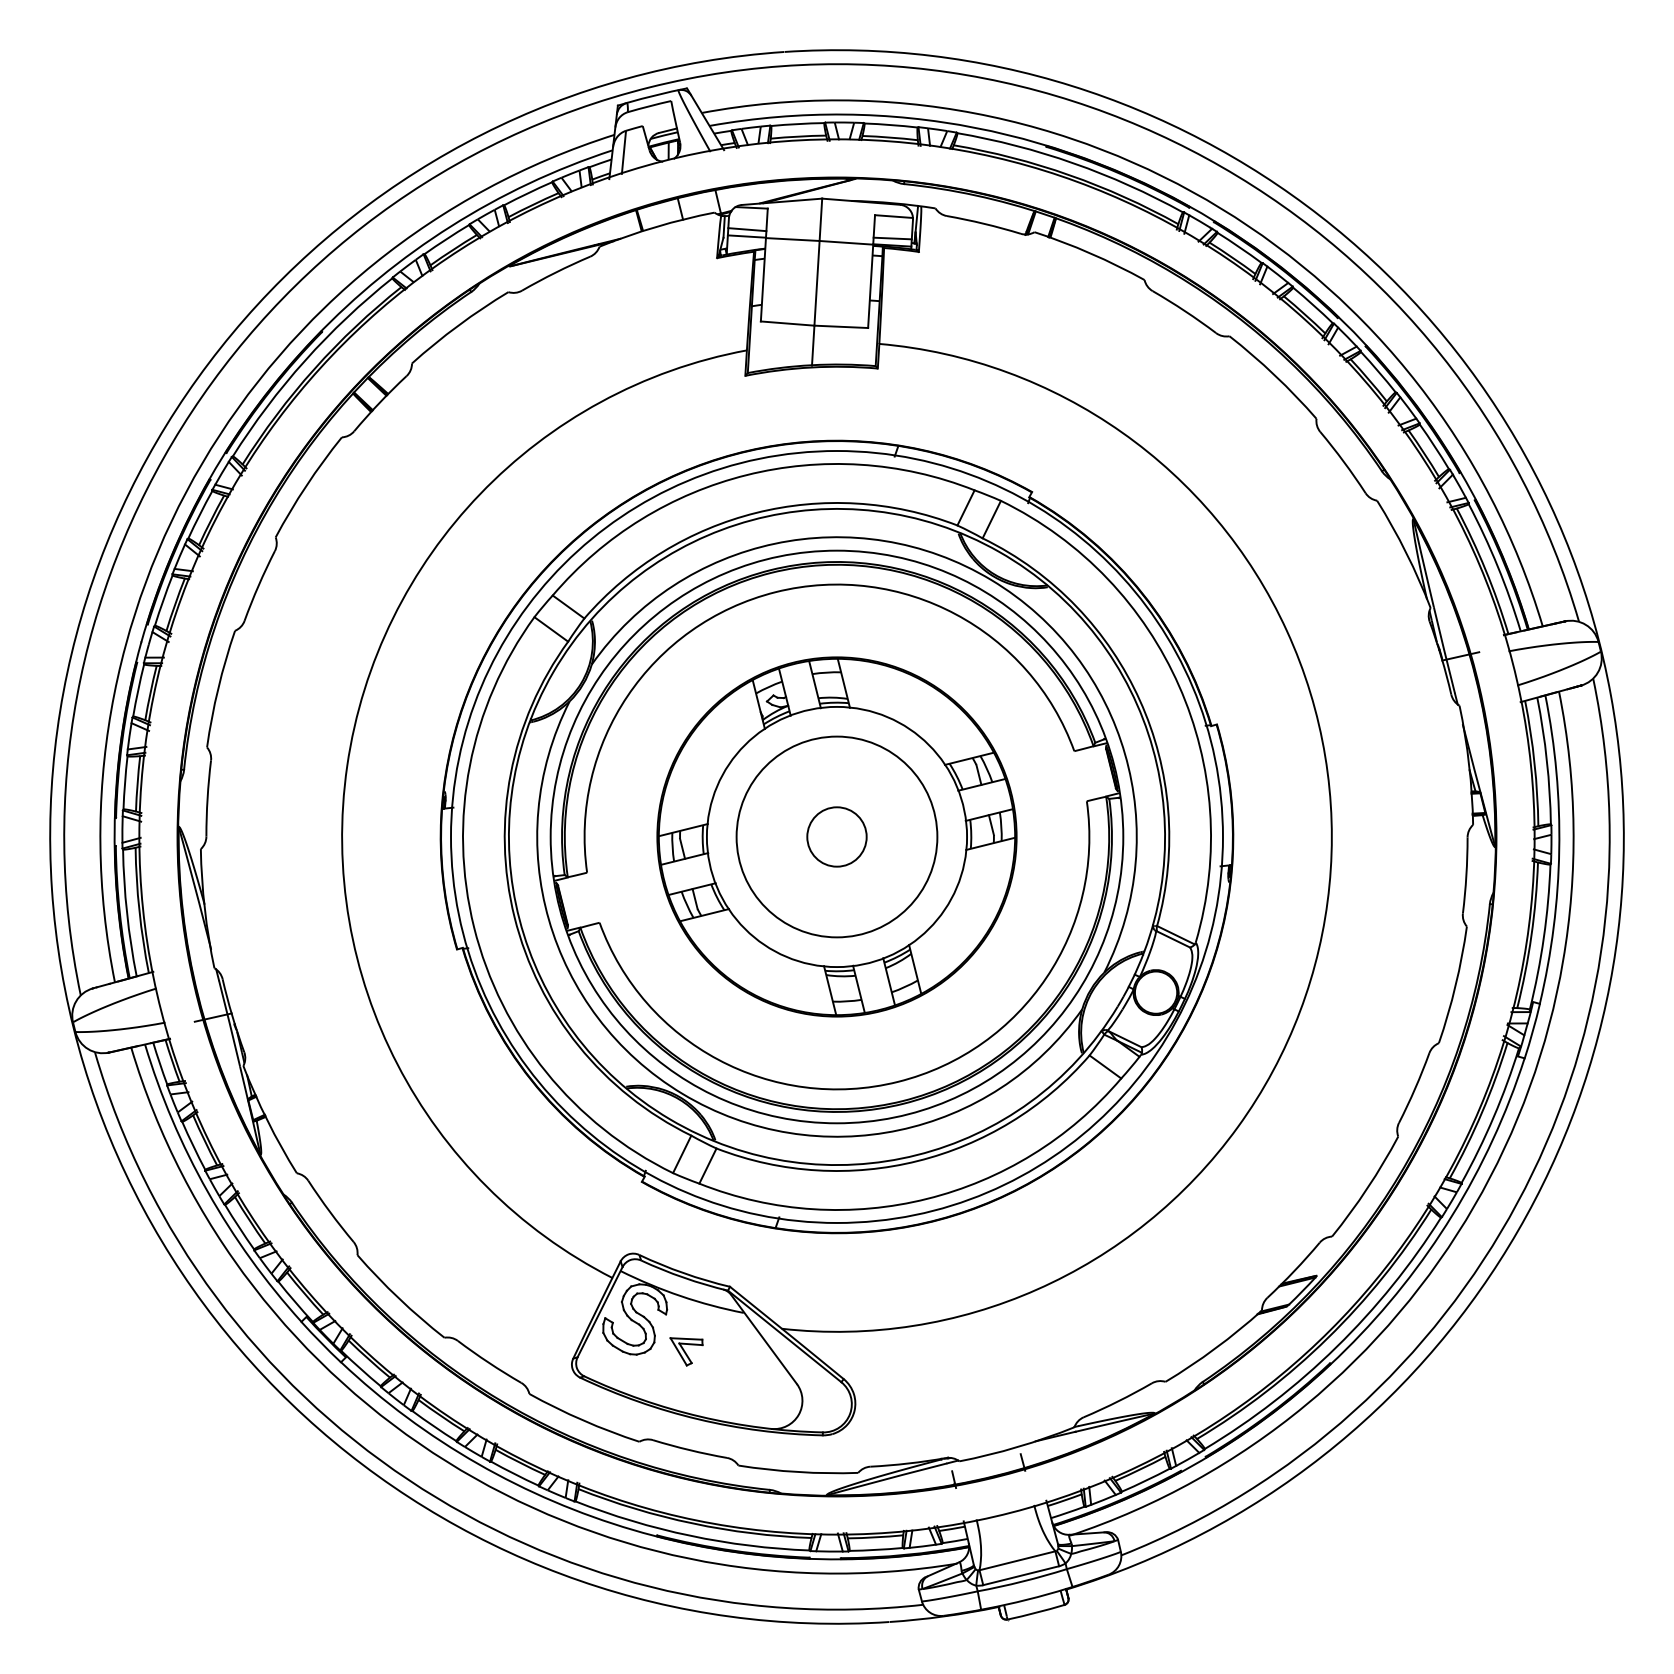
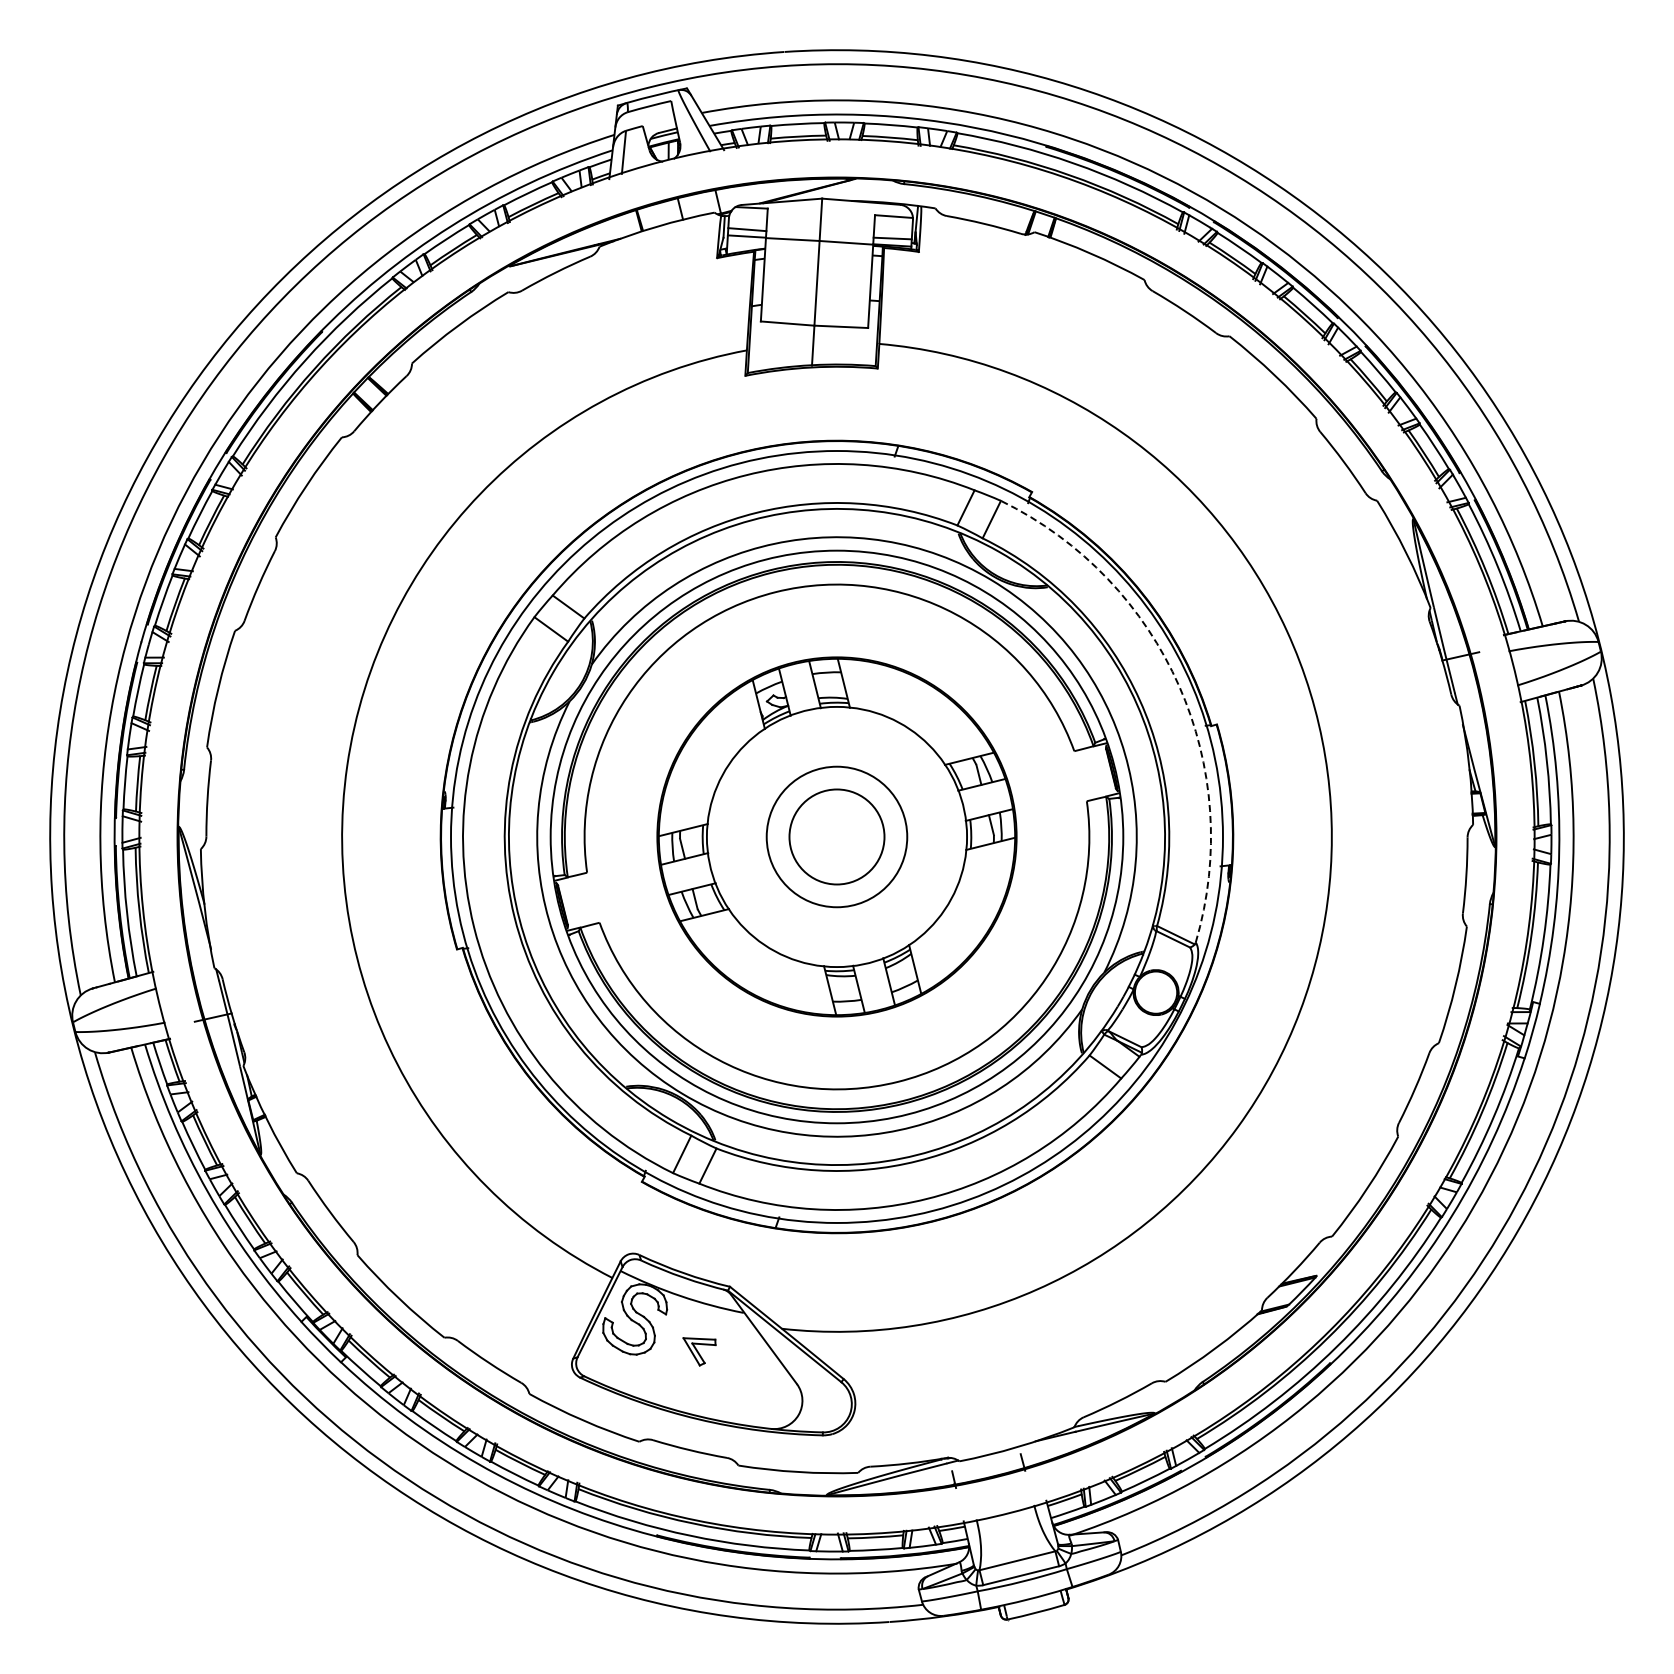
arc: solid -> dashed (1179, 686)
circle diameter: 201 px -> 141 px (836, 836)
circle diameter: 59 px -> 95 px (836, 836)
part position: (686, 1351) -> (699, 1351) (699, 1351)
